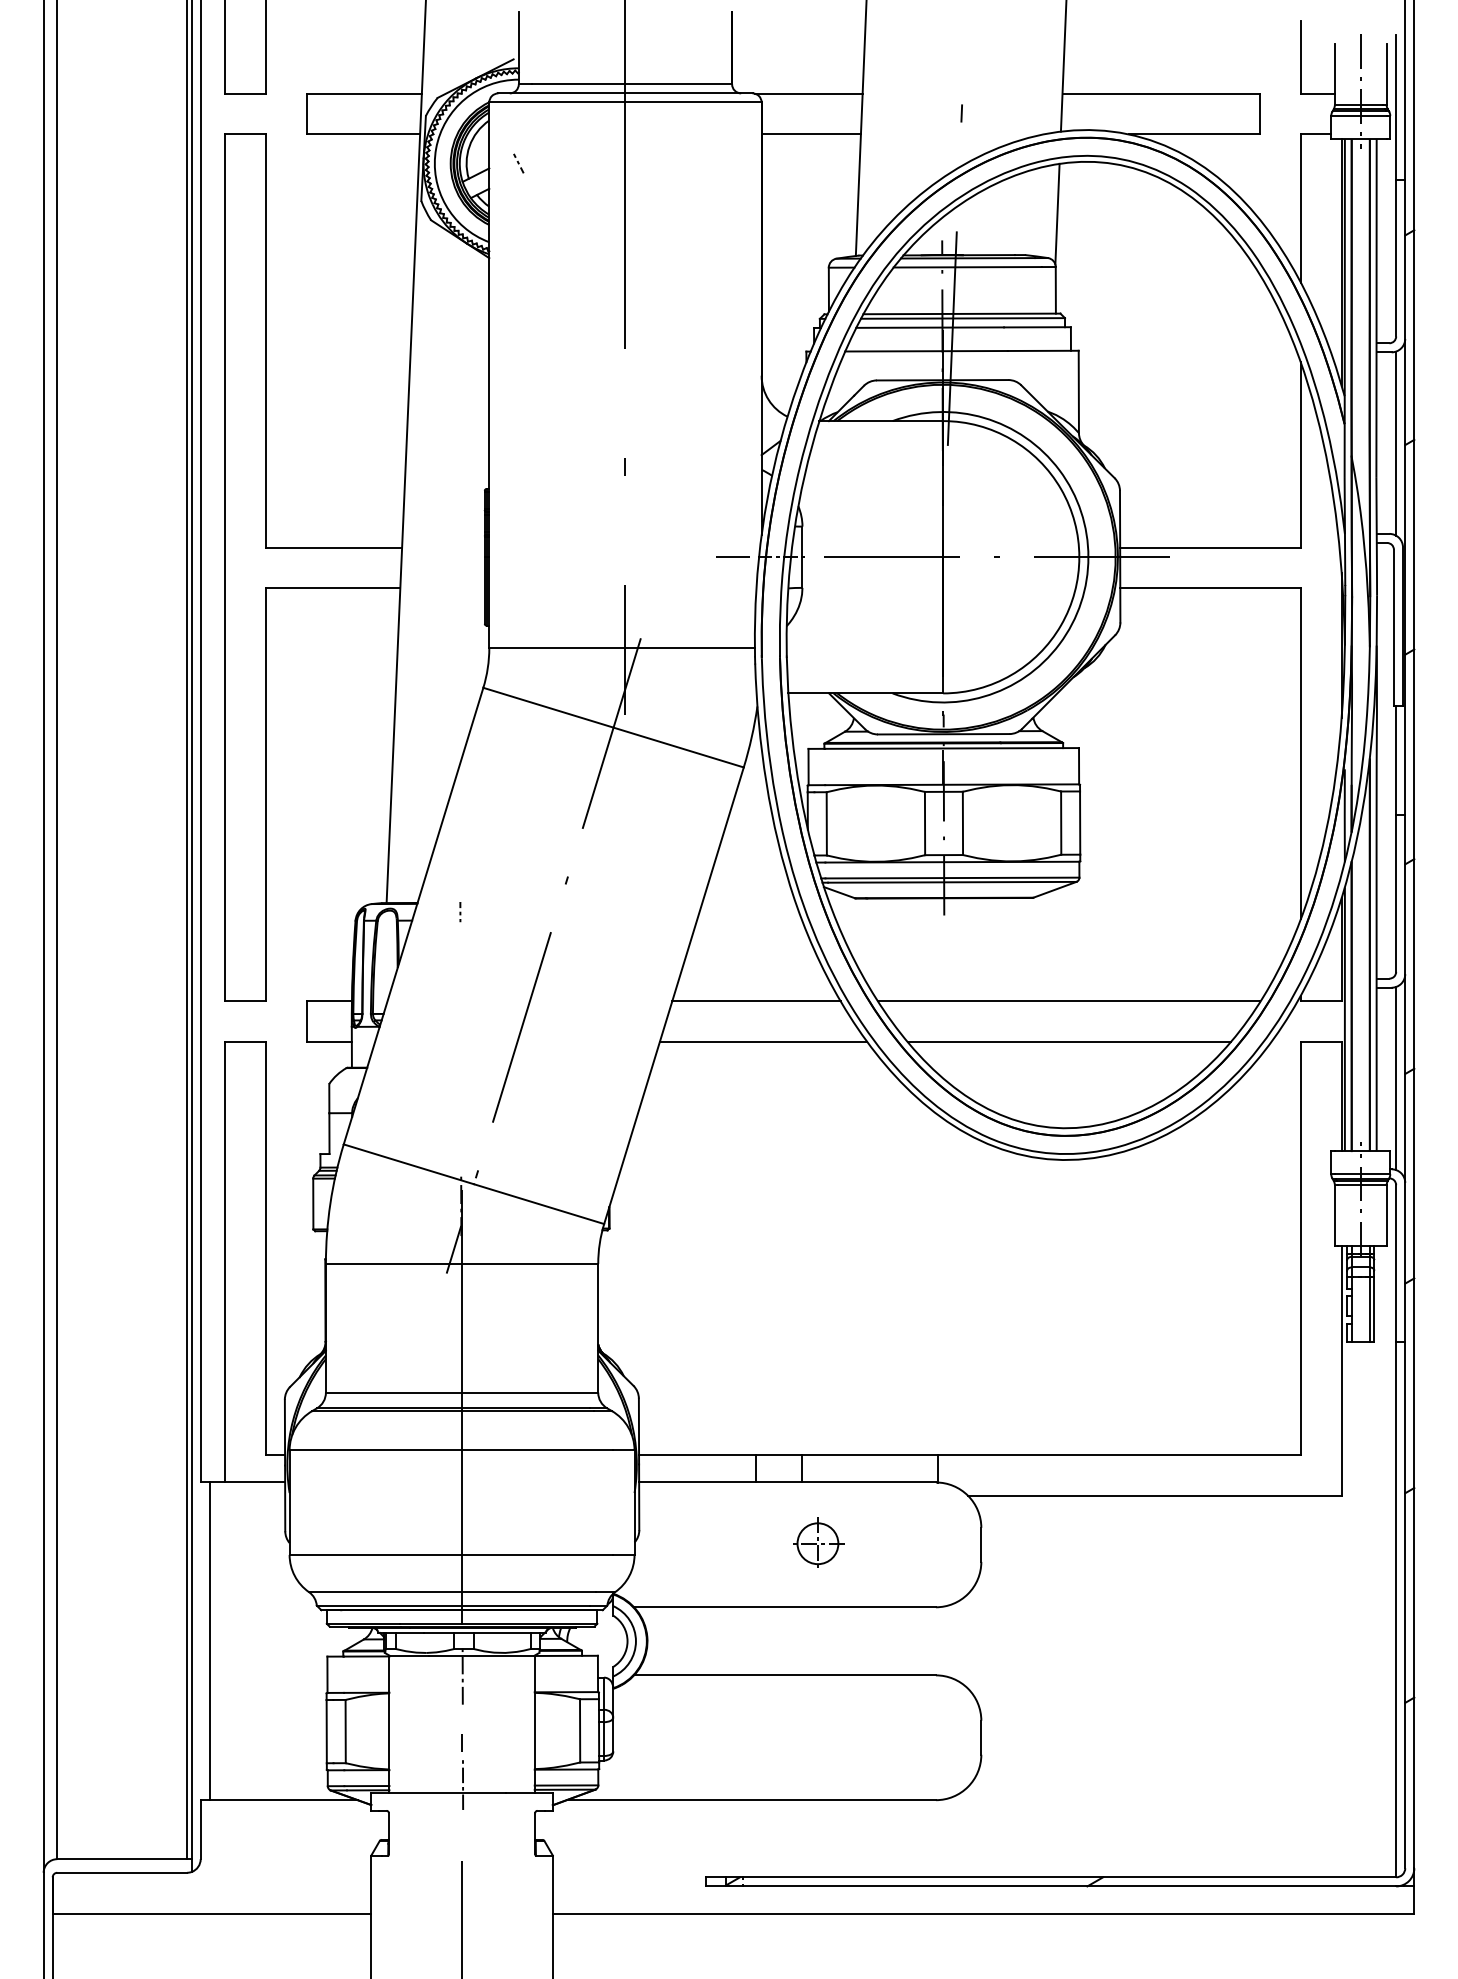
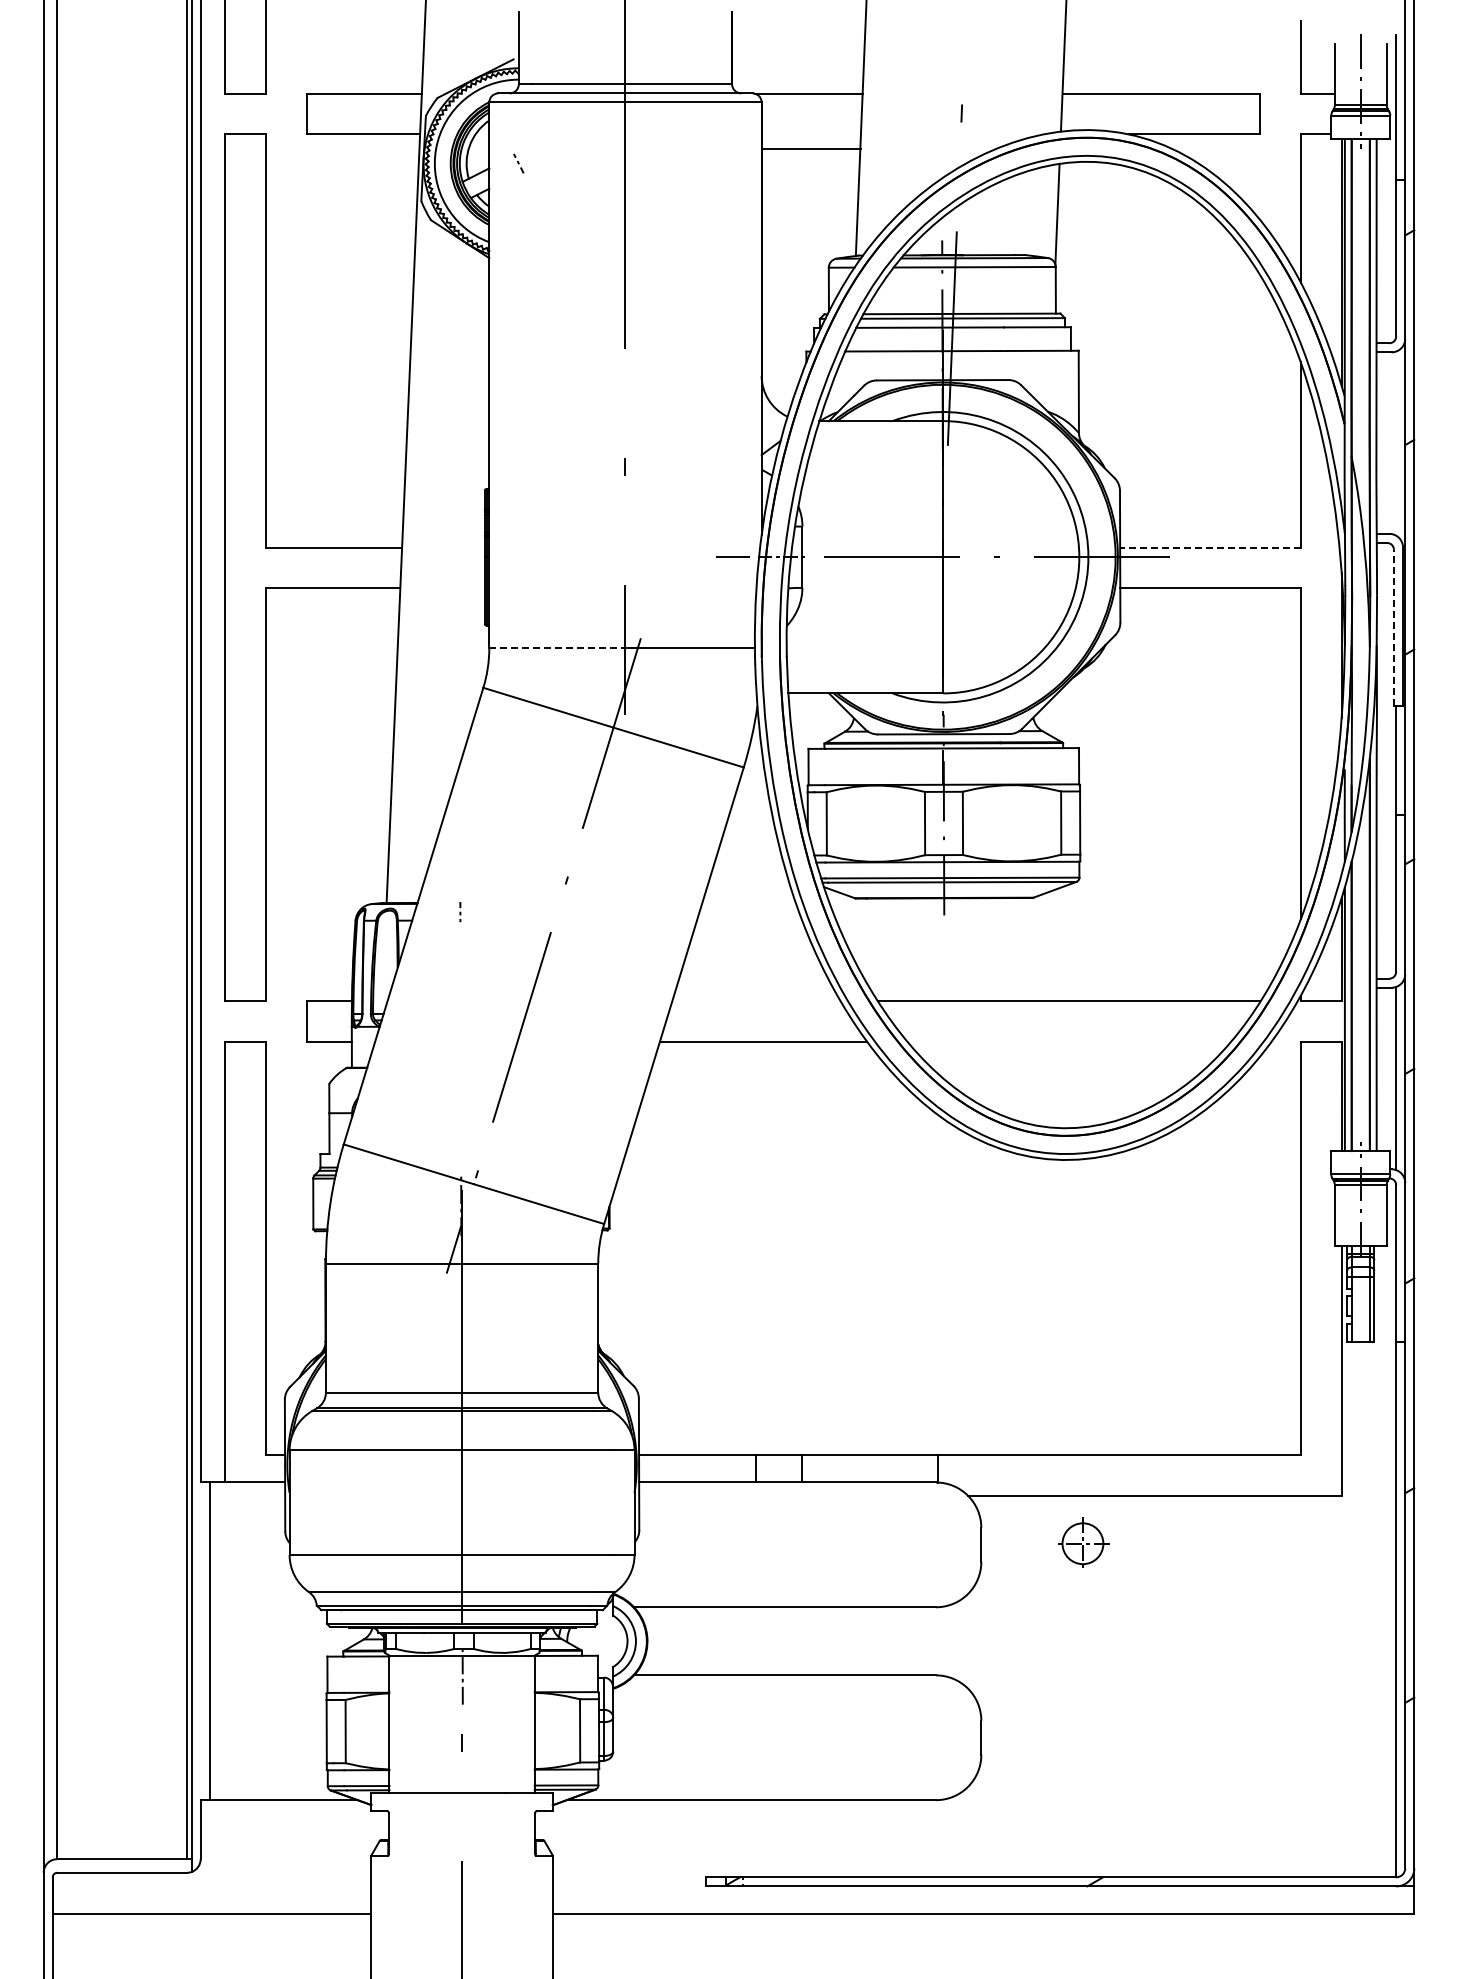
line position: (810, 134) -> (810, 149) (810, 149)
line: present -> none (1396, 443)
line: solid -> dashed (1210, 547)
line: solid -> dashed (1393, 627)
line: solid -> dashed (557, 648)
line: present -> none (756, 1001)
line: present -> none (1068, 1042)
part position: (818, 1542) -> (1083, 1542) (1083, 1542)
line: present -> none (462, 1783)
